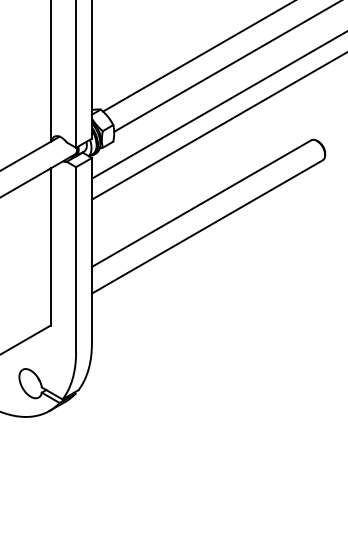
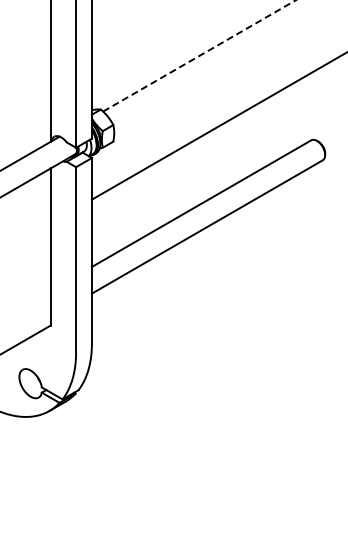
line: solid -> dashed (200, 55)
line: present -> none (226, 66)
line: present -> none (217, 105)
